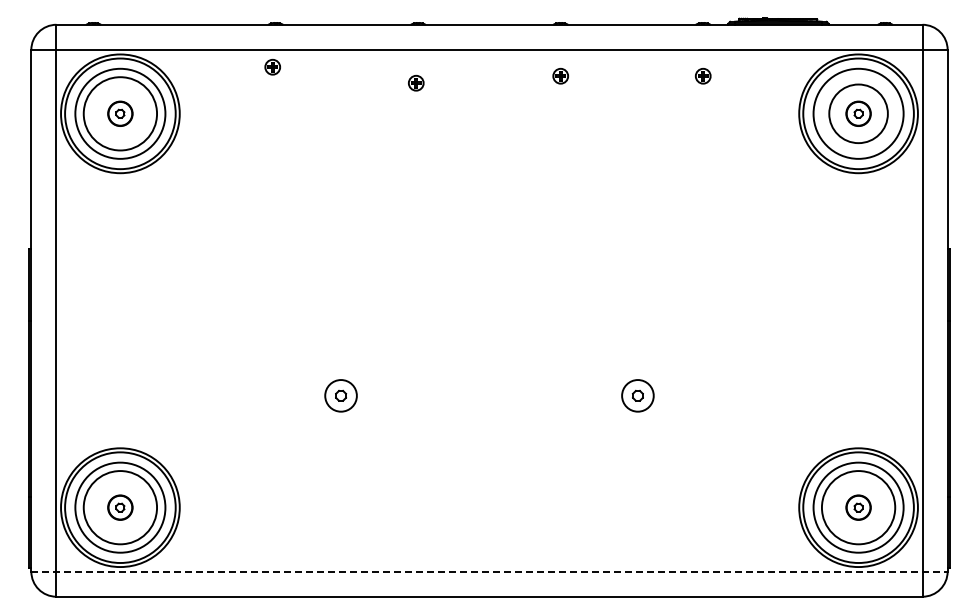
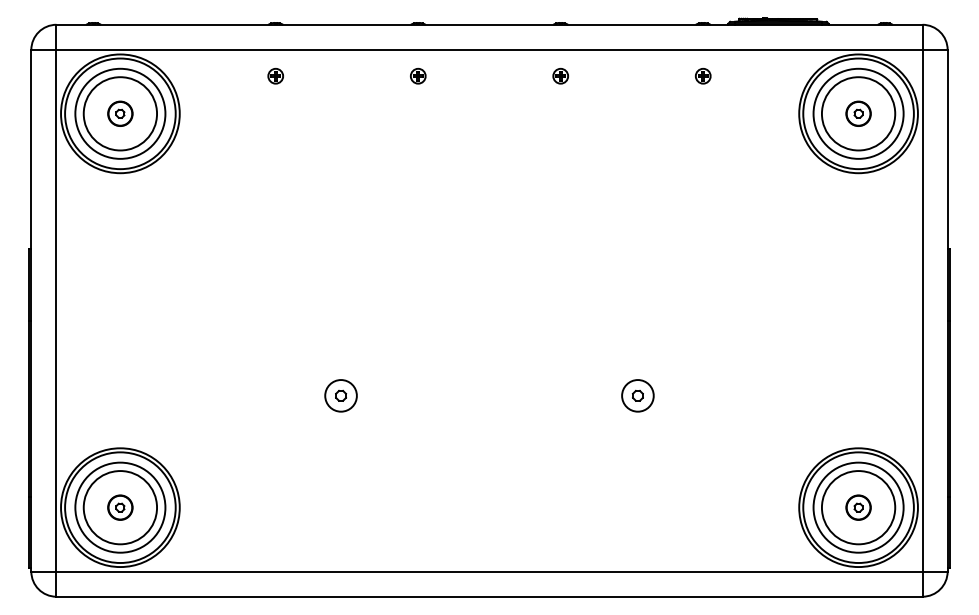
part position: (272, 66) -> (275, 75) (275, 75)
part position: (416, 82) -> (418, 75) (418, 75)
circle diameter: 59 px -> 73 px (858, 113)
line: dashed -> solid (489, 571)
